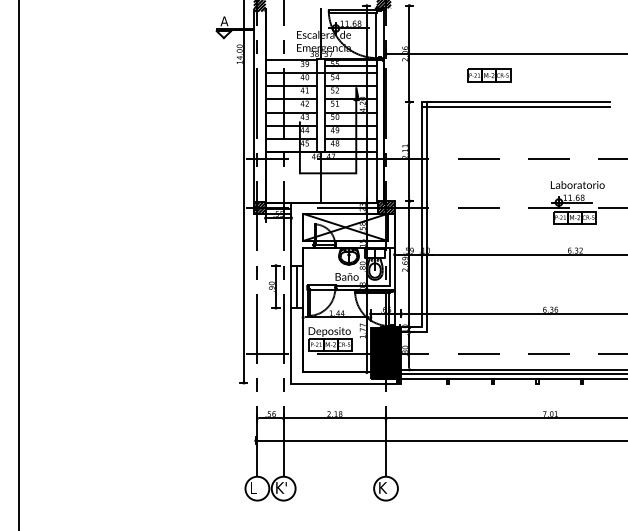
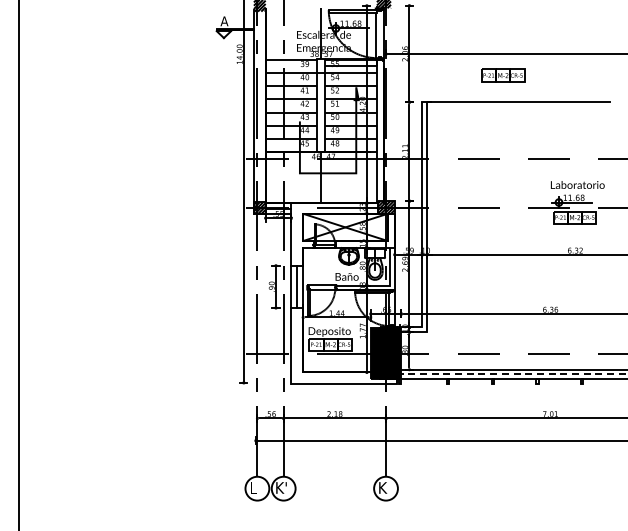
part position: (489, 75) -> (503, 75) (503, 75)
line: present -> none (516, 106)
line: solid -> dashed (512, 374)
